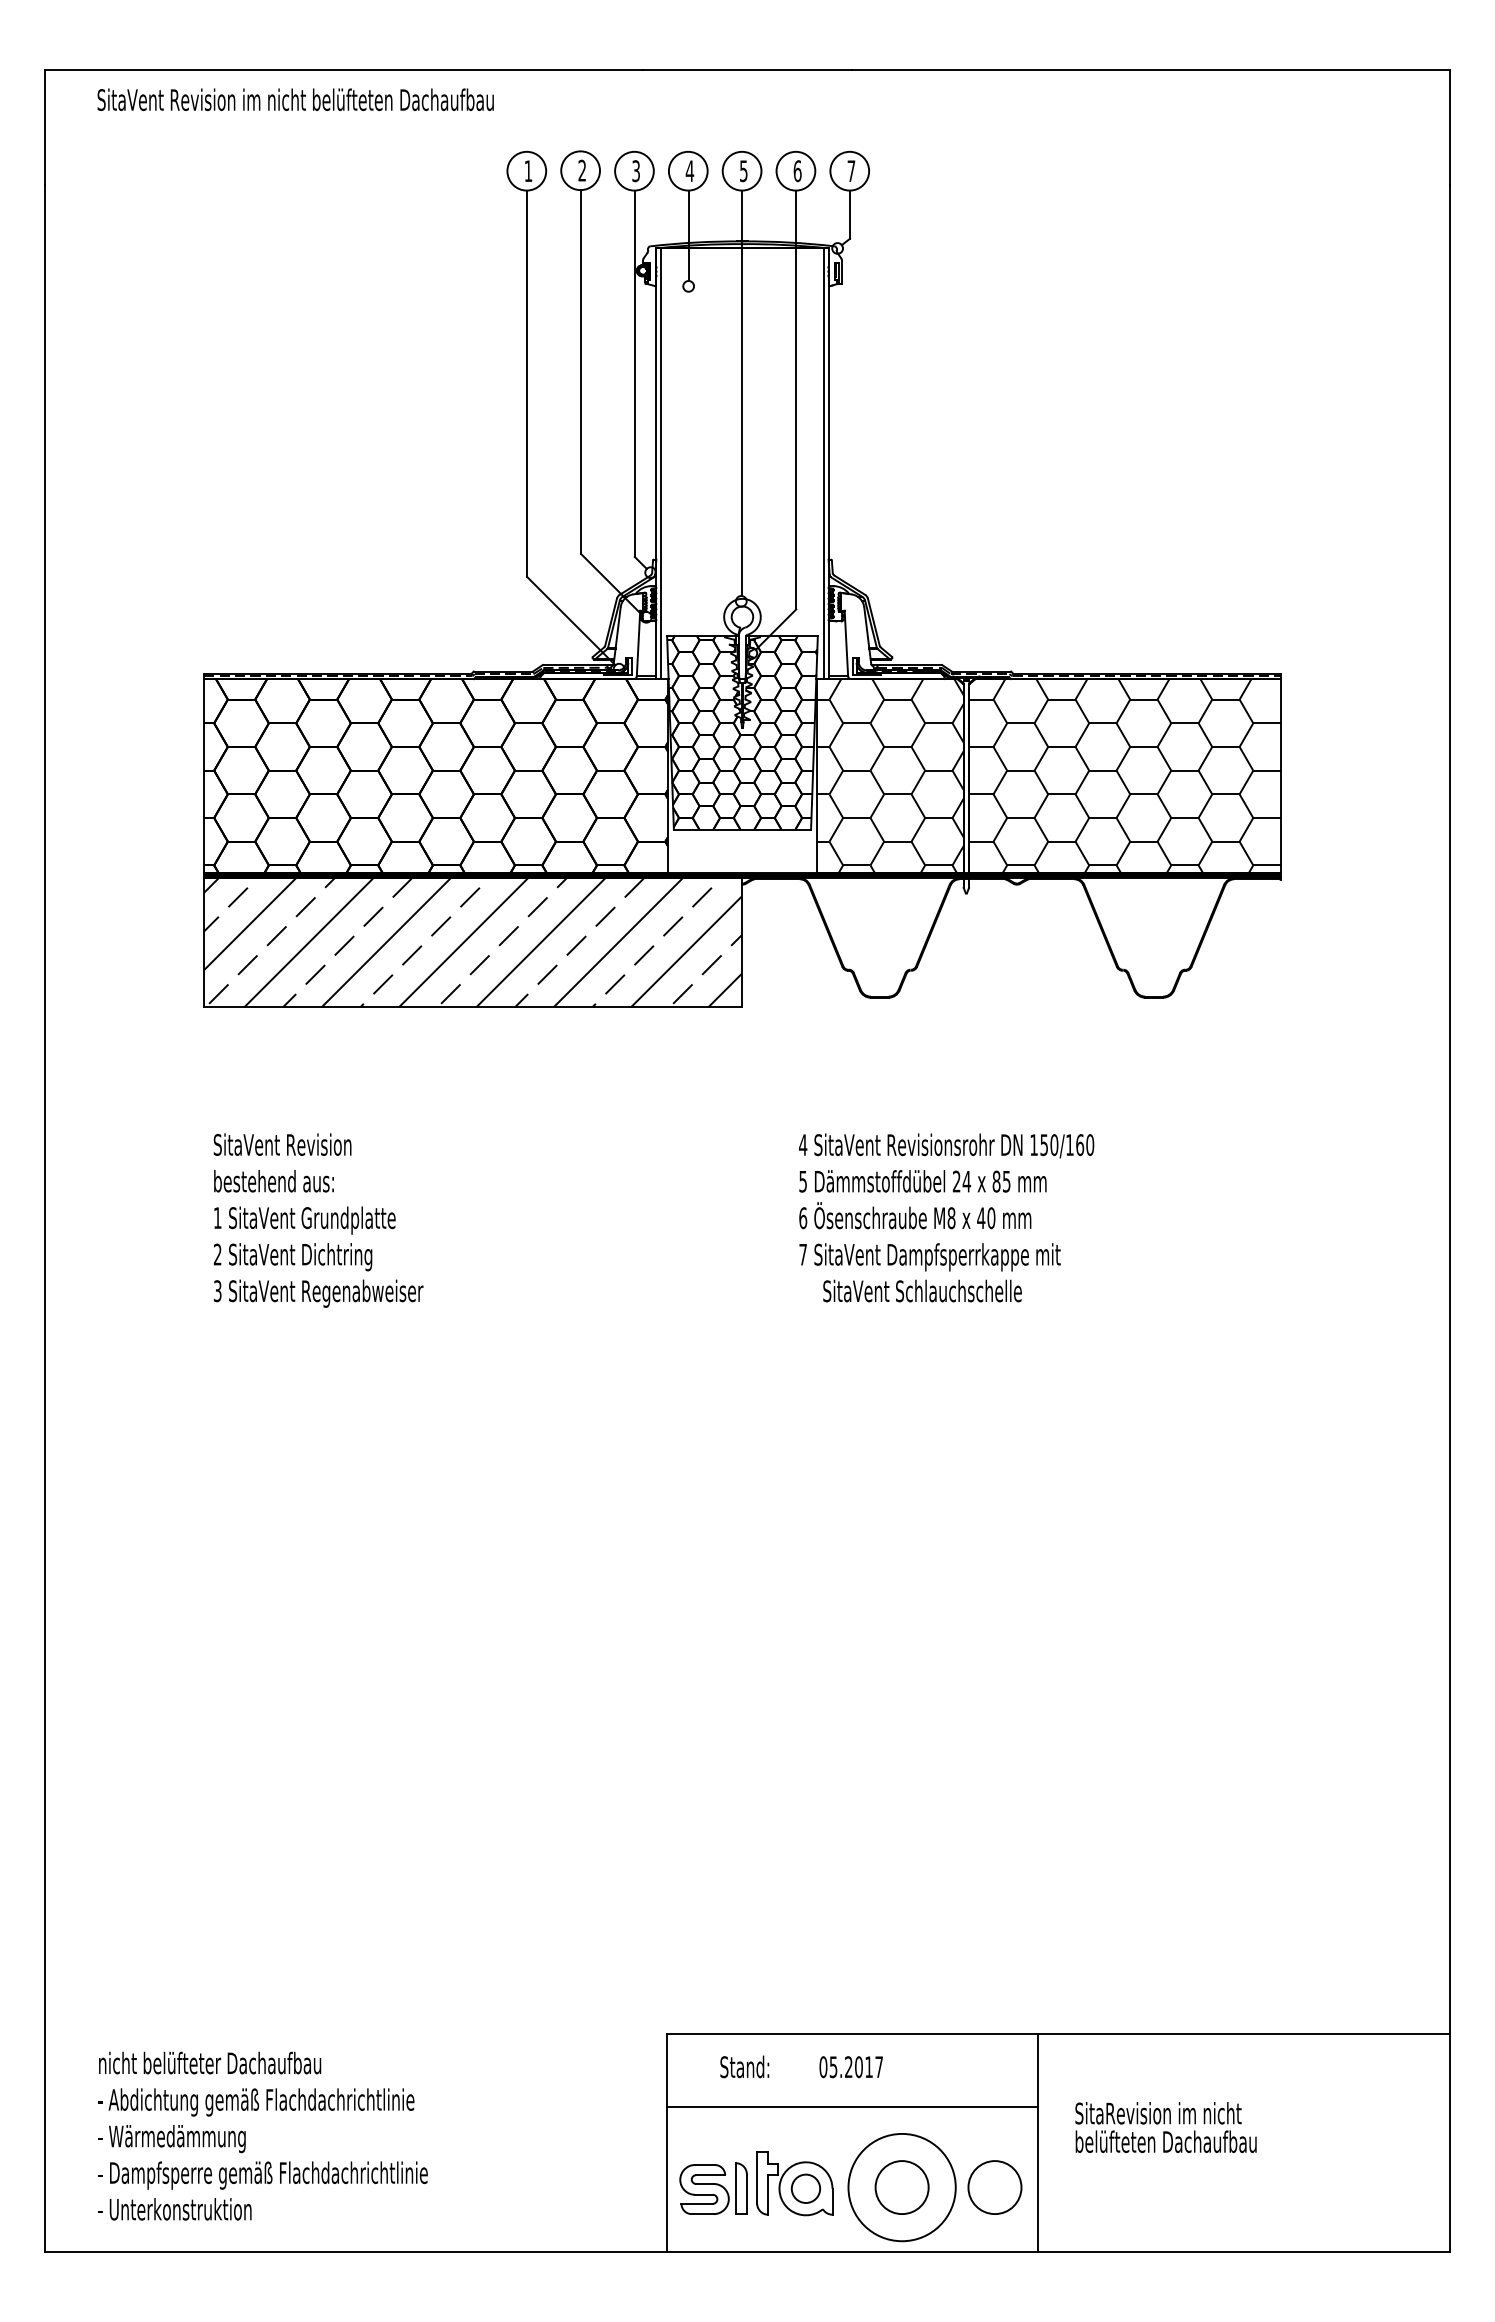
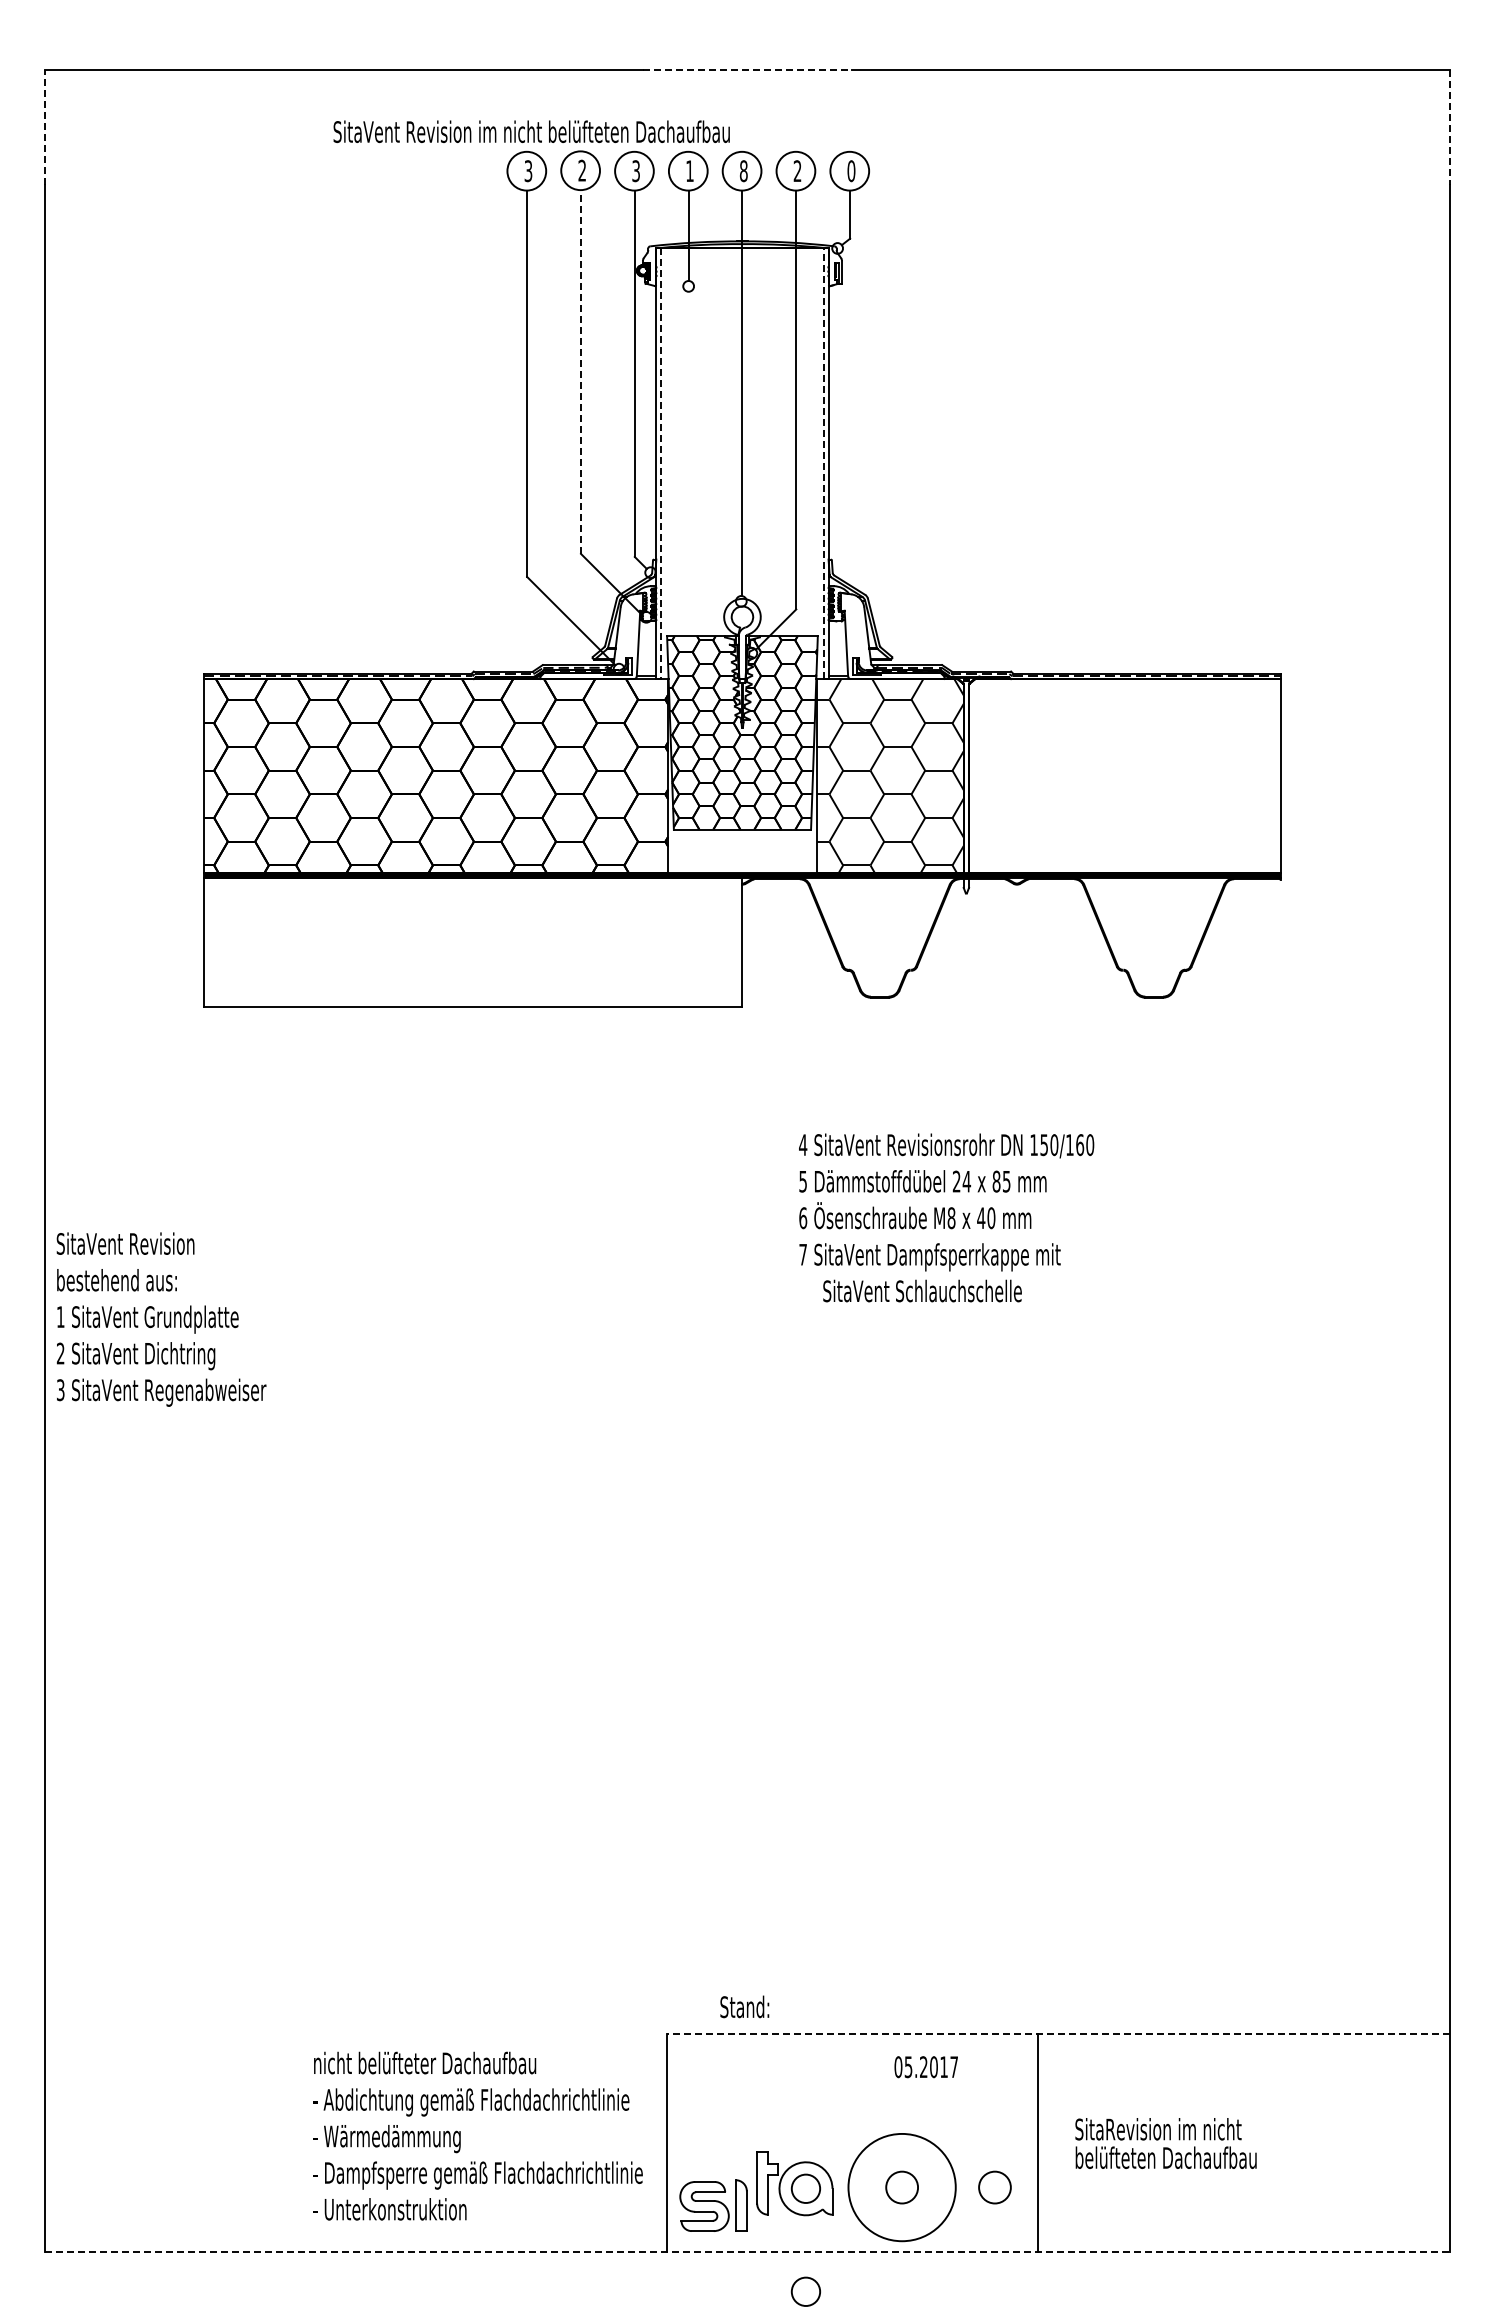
line: solid -> dashed (747, 69)
text position: (295, 99) -> (531, 131) (531, 131)
line: solid -> dashed (45, 127)
line: solid -> dashed (1449, 127)
text: 4 -> 1 (689, 170)
text: 1 -> 3 (528, 171)
text: 5 -> 8 (743, 171)
text: 6 -> 2 (797, 171)
text: 7 -> 0 (851, 171)
line: solid -> dashed (580, 372)
line: solid -> dashed (824, 463)
line: solid -> dashed (660, 464)
hatch: present -> none (1124, 775)
hatch: present -> none (473, 942)
text position: (318, 1220) -> (161, 1319) (161, 1319)
line: solid -> dashed (1058, 2034)
text position: (744, 2066) -> (744, 2006) (744, 2006)
text position: (850, 2067) -> (925, 2067) (925, 2067)
line: present -> none (852, 2107)
text position: (1165, 2127) -> (1165, 2143) (1165, 2143)
text position: (262, 2135) -> (477, 2135) (477, 2135)
circle diameter: 53 px -> 32 px (902, 2187)
circle diameter: 53 px -> 32 px (994, 2187)
part position: (713, 2188) -> (713, 2205) (713, 2205)
line: solid -> dashed (747, 2252)
circle: none -> present (805, 2291)
